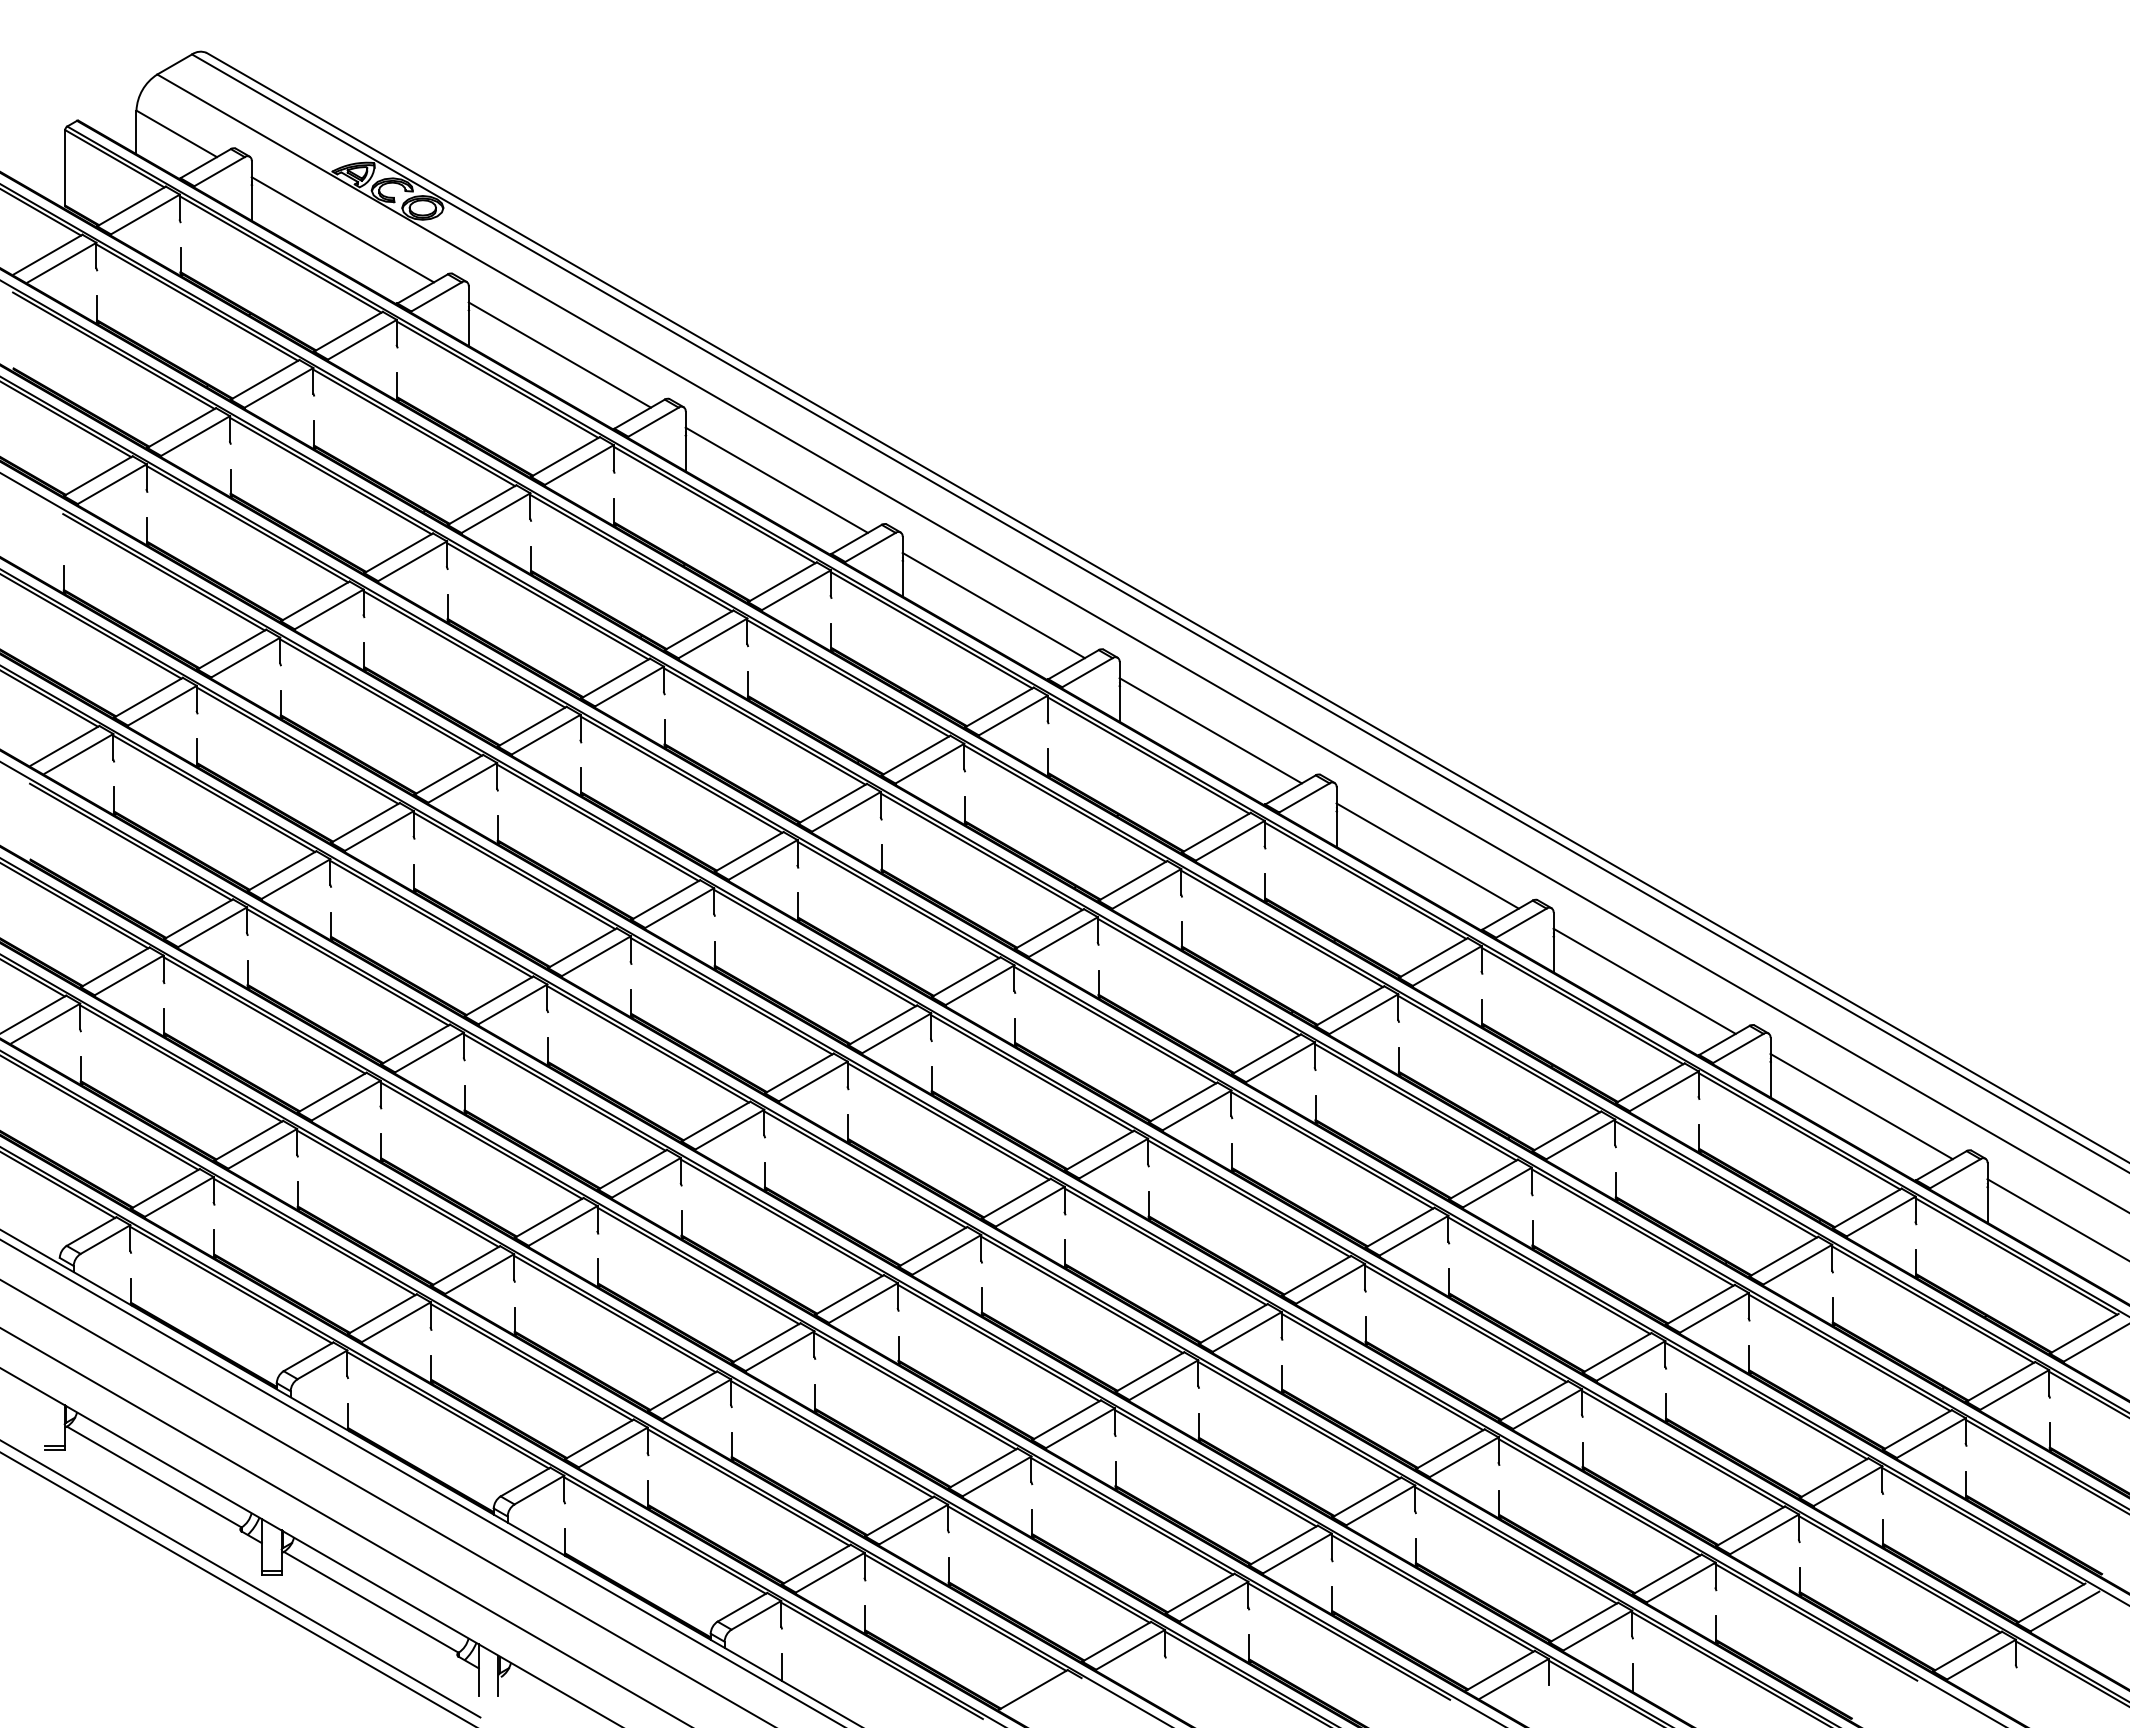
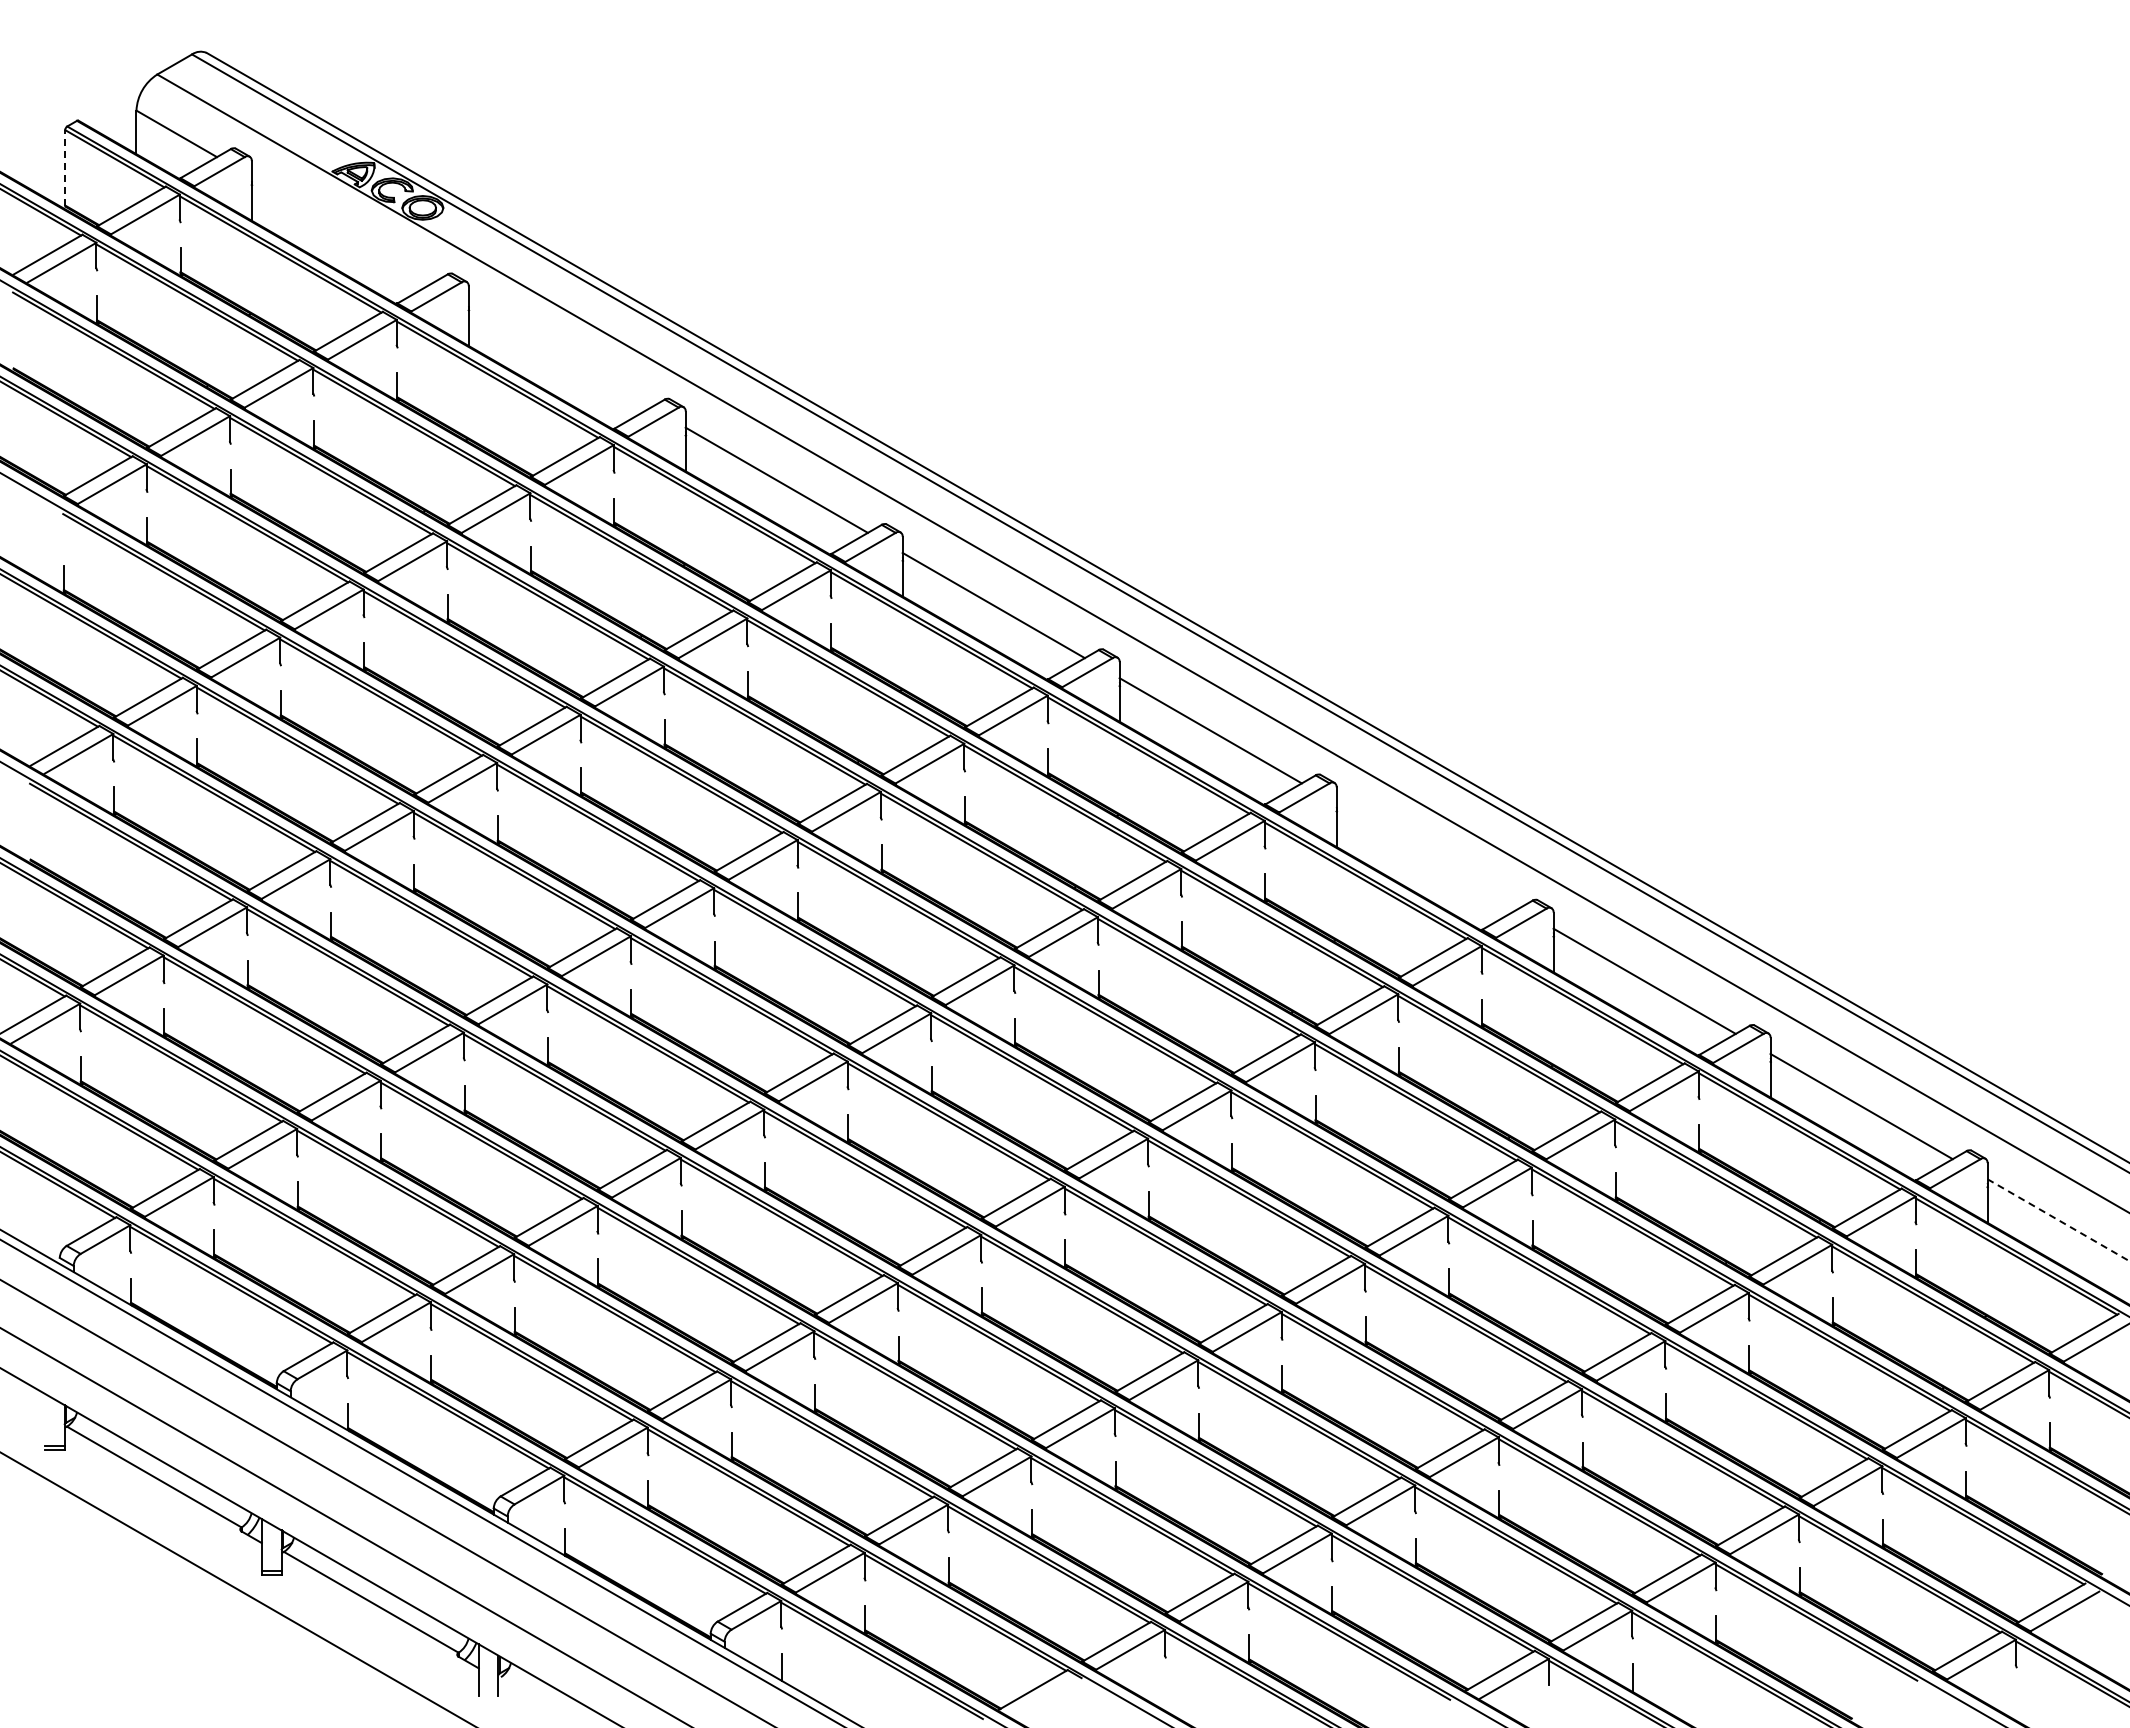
line: solid -> dashed (65, 167)
line: present -> none (342, 229)
line: present -> none (559, 354)
line: present -> none (1427, 855)
line: solid -> dashed (2058, 1220)
line: present -> none (241, 1579)
